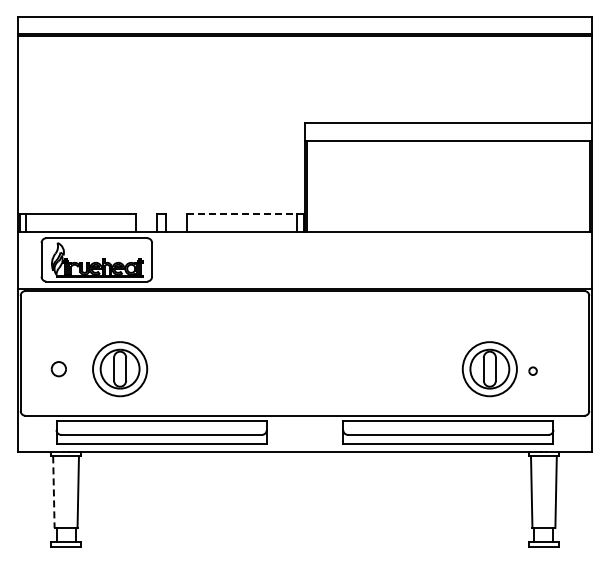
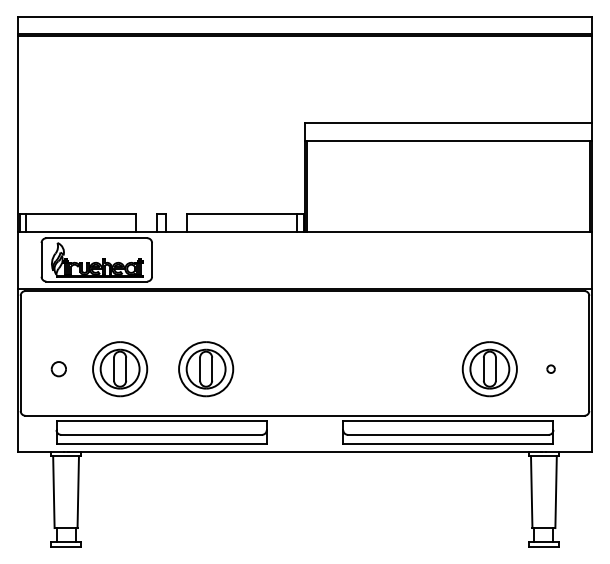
line: dashed -> solid (242, 213)
part: none -> present (206, 369)
part position: (532, 370) -> (550, 368) (550, 368)
line: dashed -> solid (53, 492)
